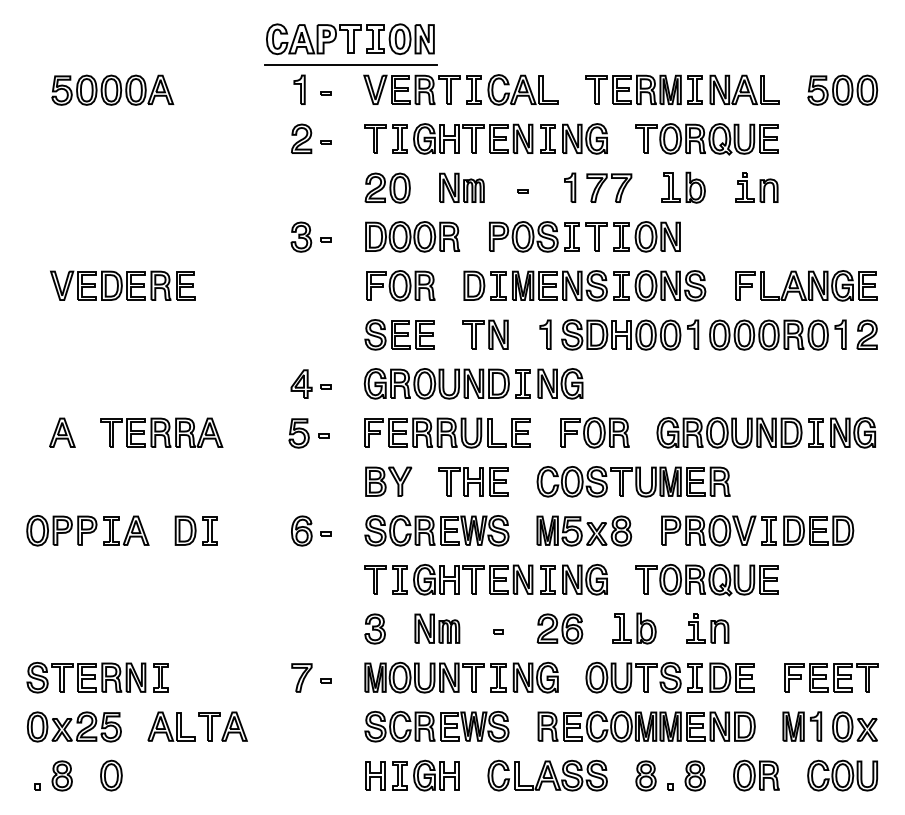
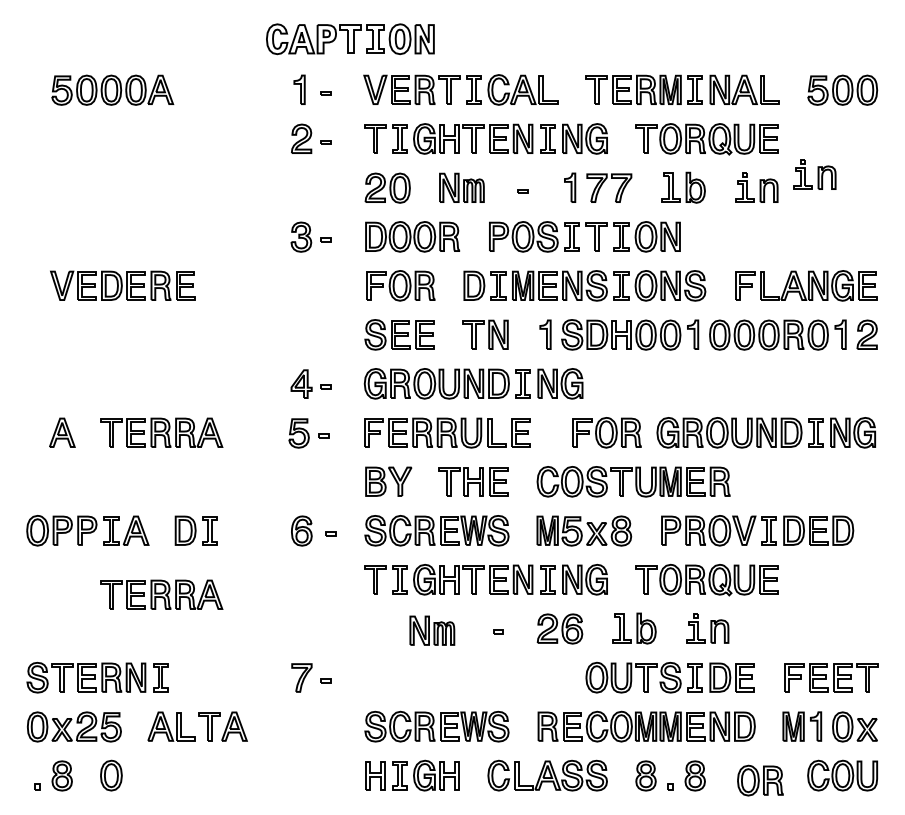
line: present -> none (350, 64)
part: none -> present (814, 174)
part position: (594, 432) -> (606, 432) (606, 432)
part position: (325, 533) -> (330, 533) (330, 533)
part: none -> present (161, 594)
part: present -> none (374, 628)
part position: (437, 628) -> (432, 630) (432, 630)
part: present -> none (461, 677)
part position: (756, 775) -> (760, 780) (760, 780)
